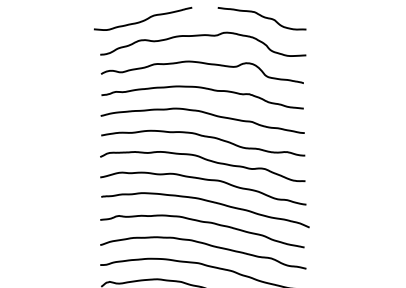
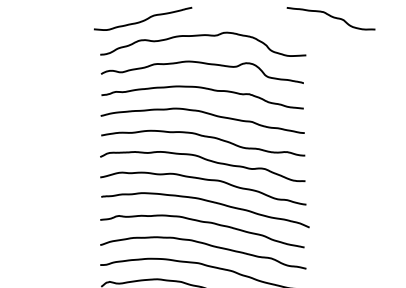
curve position: (262, 17) -> (331, 17) (331, 17)
